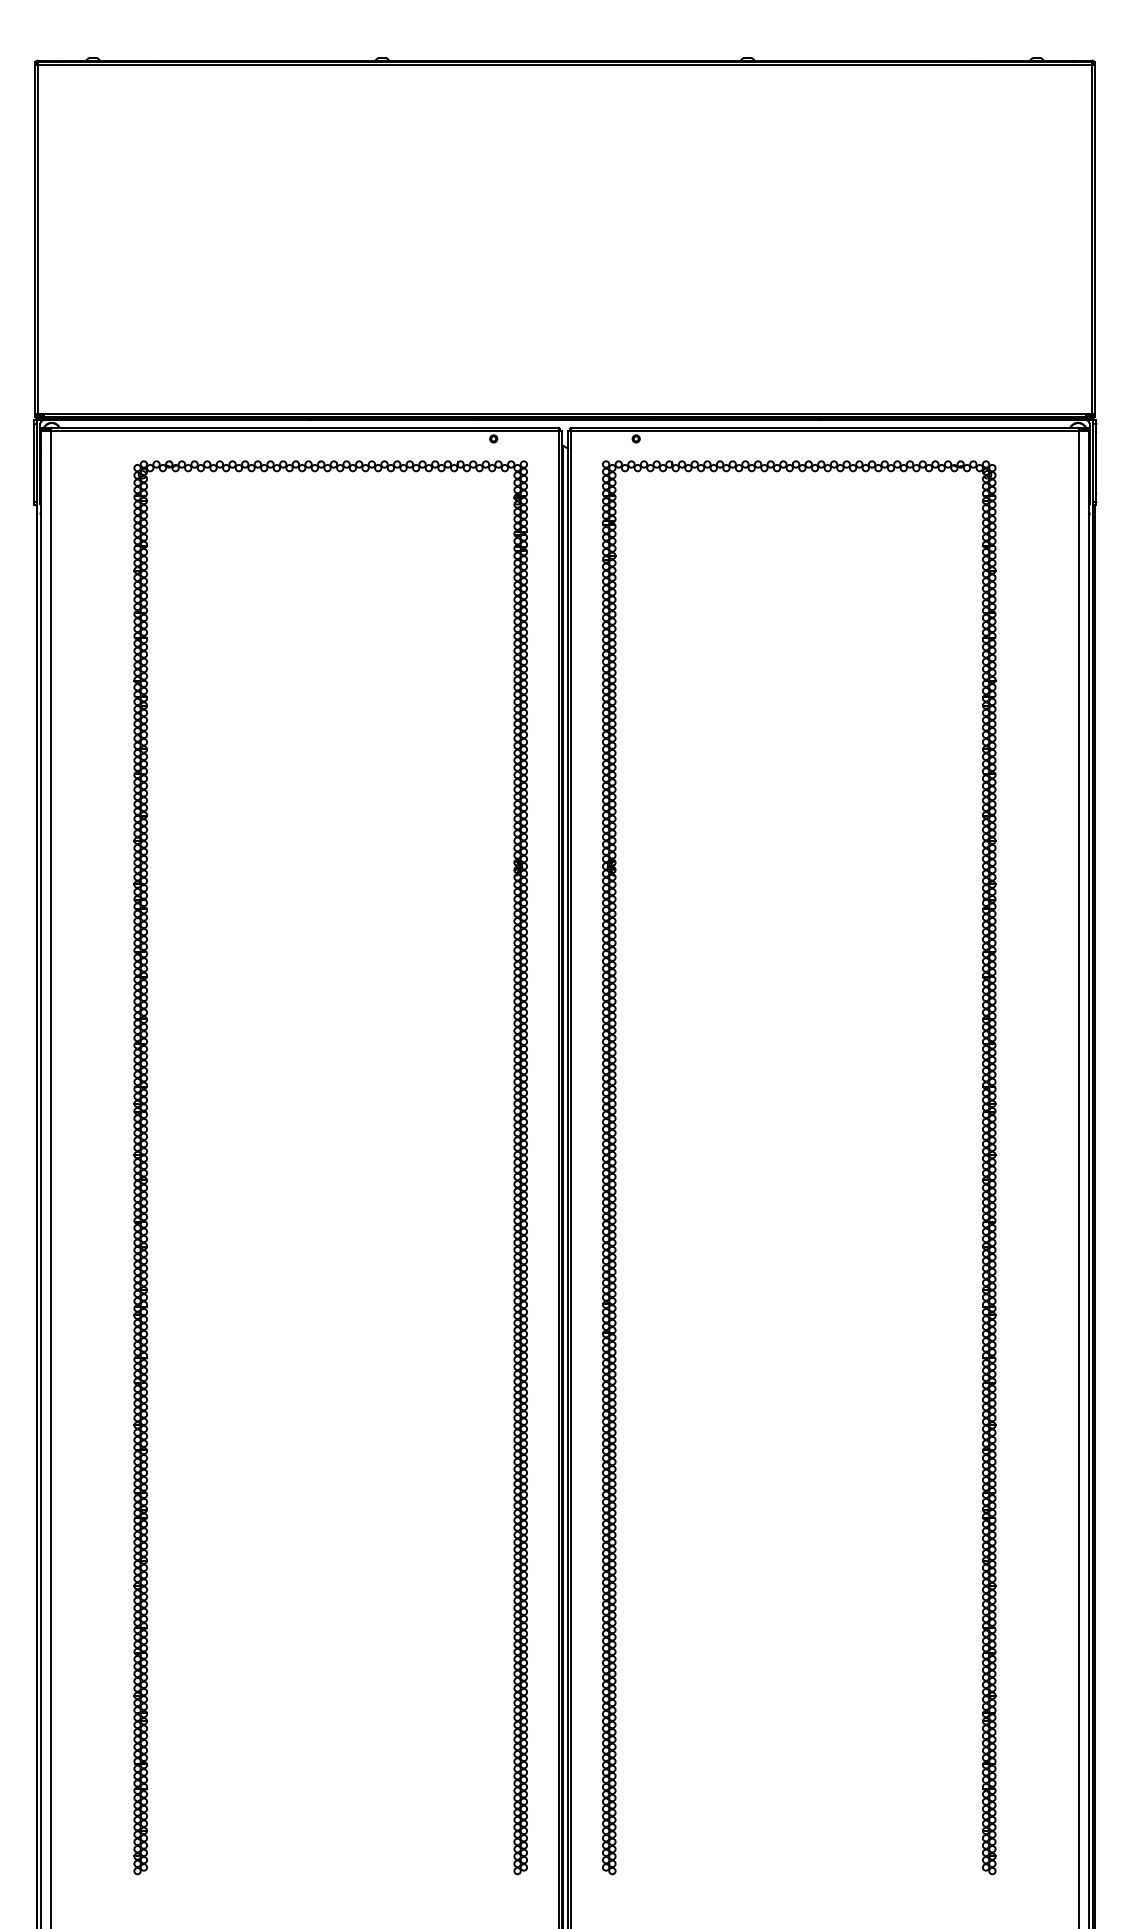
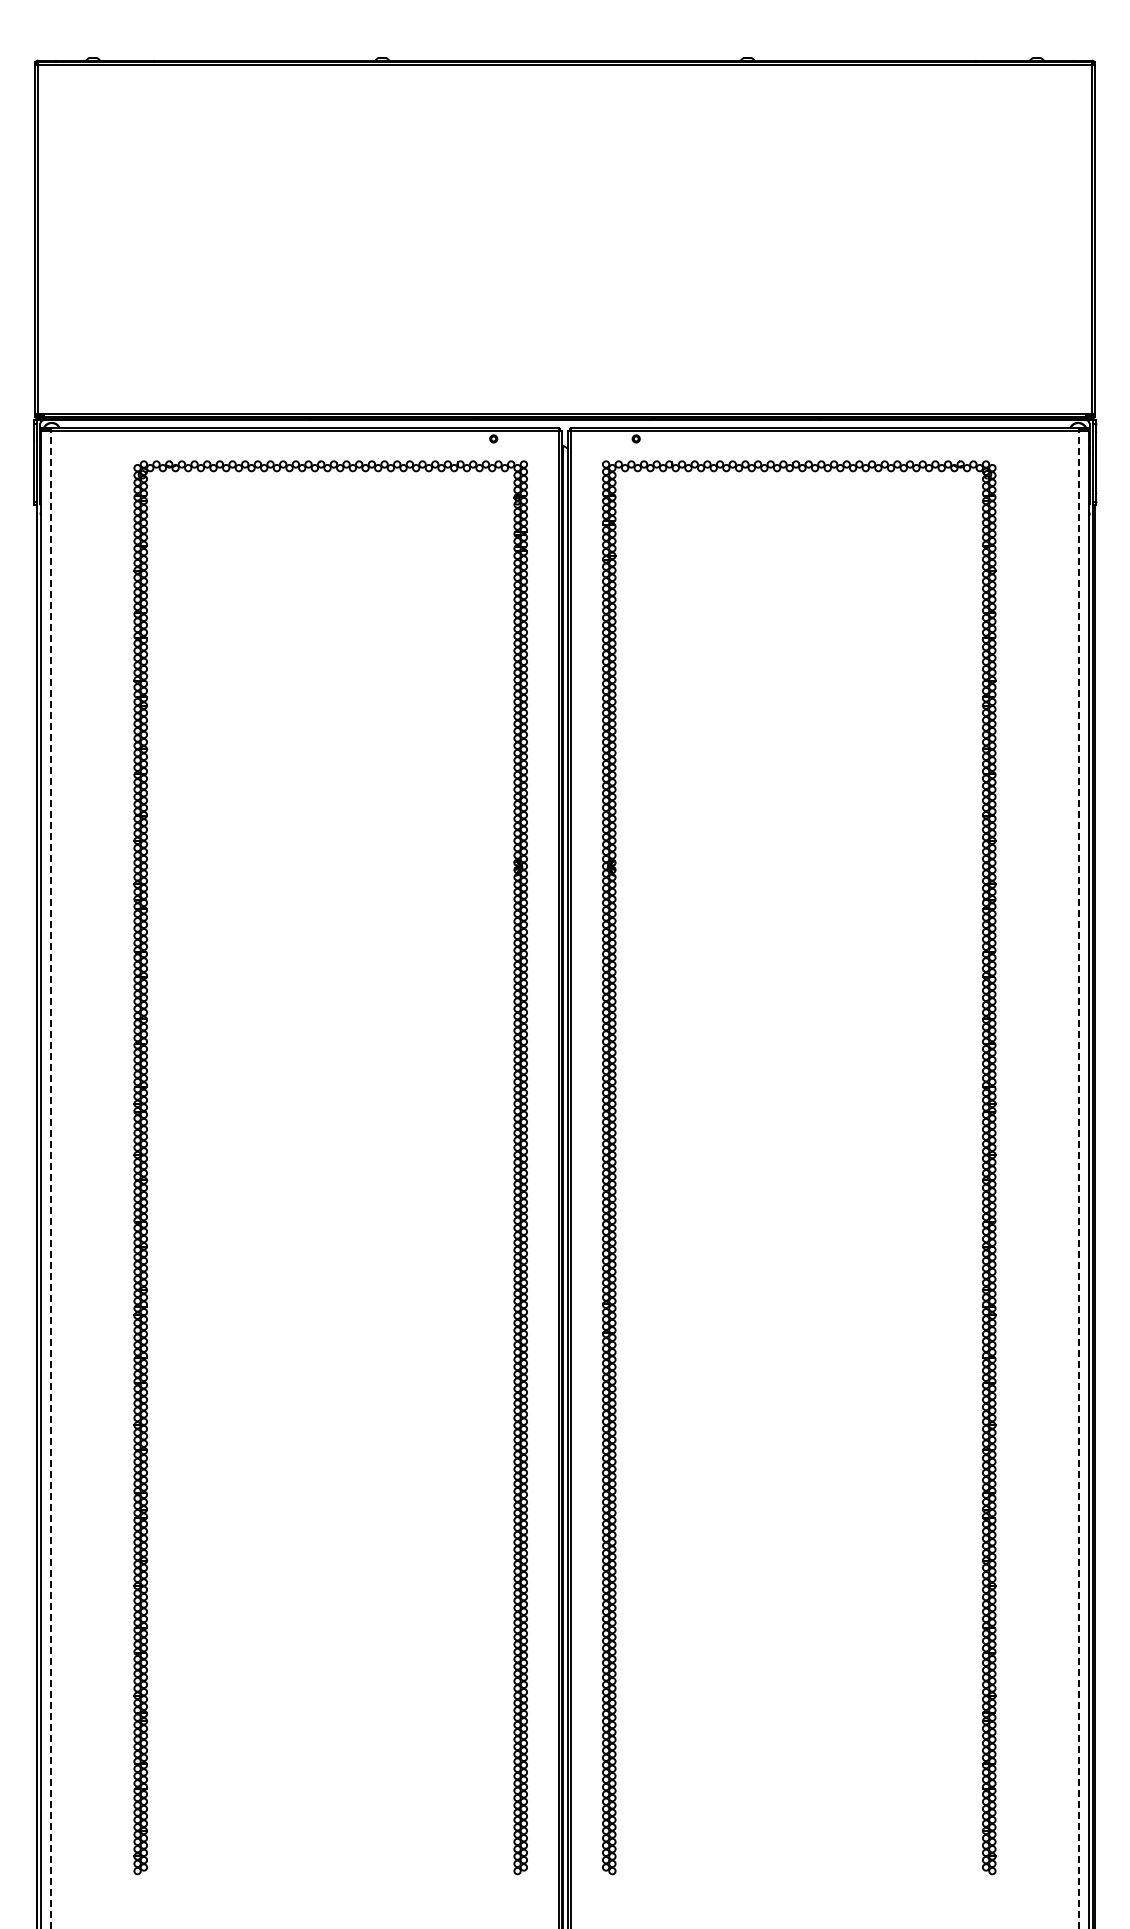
line: solid -> dashed (51, 1179)
line: solid -> dashed (1078, 1179)
